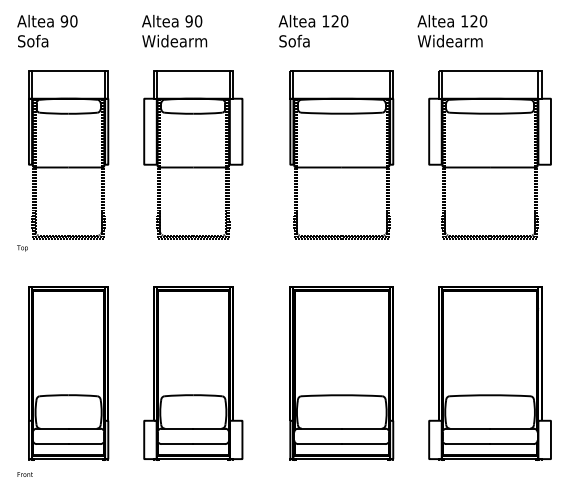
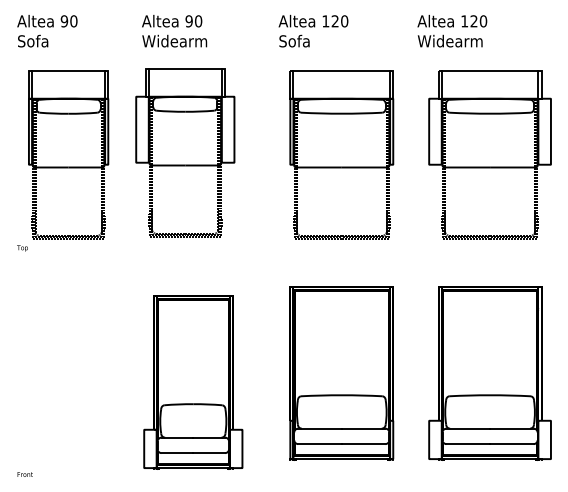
part position: (193, 154) -> (185, 152) (185, 152)
part: present -> none (68, 373)
part position: (193, 373) -> (193, 382) (193, 382)
